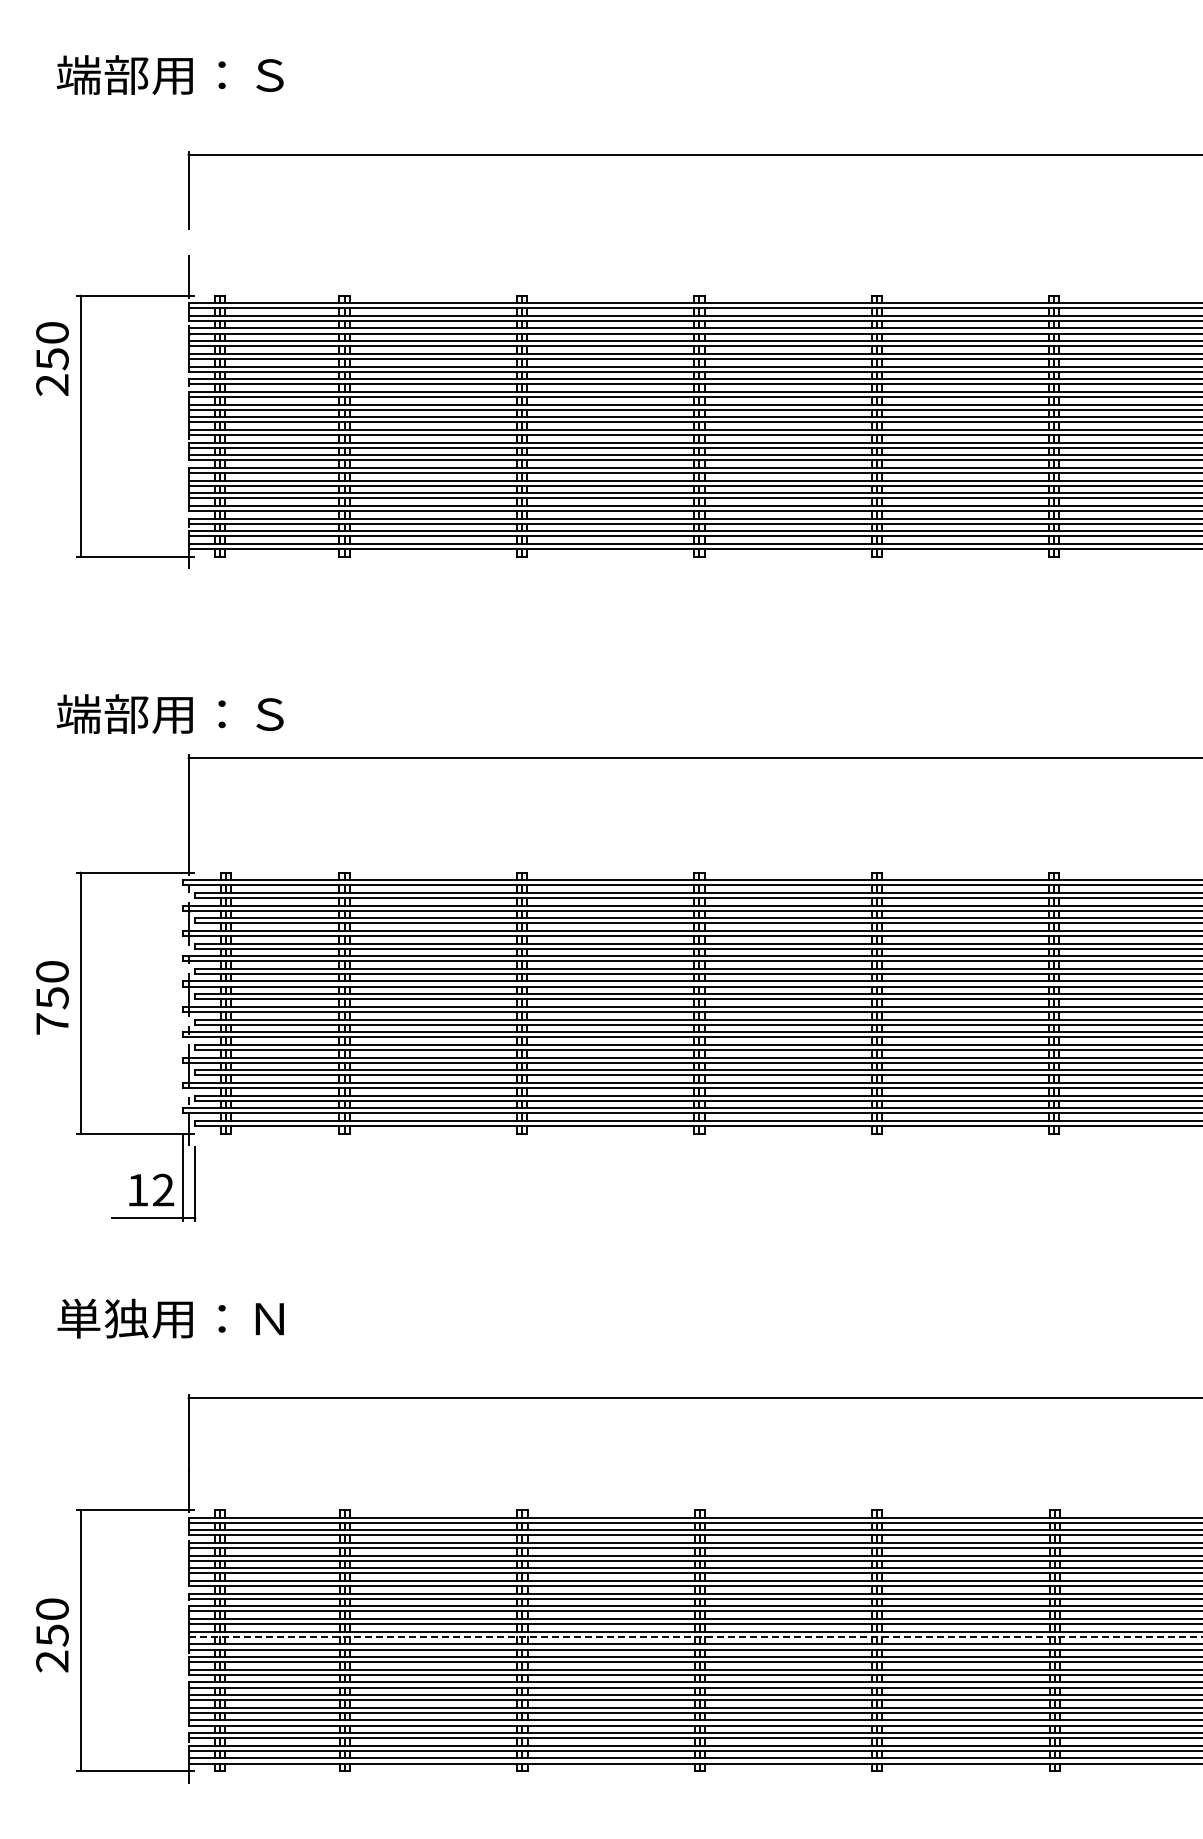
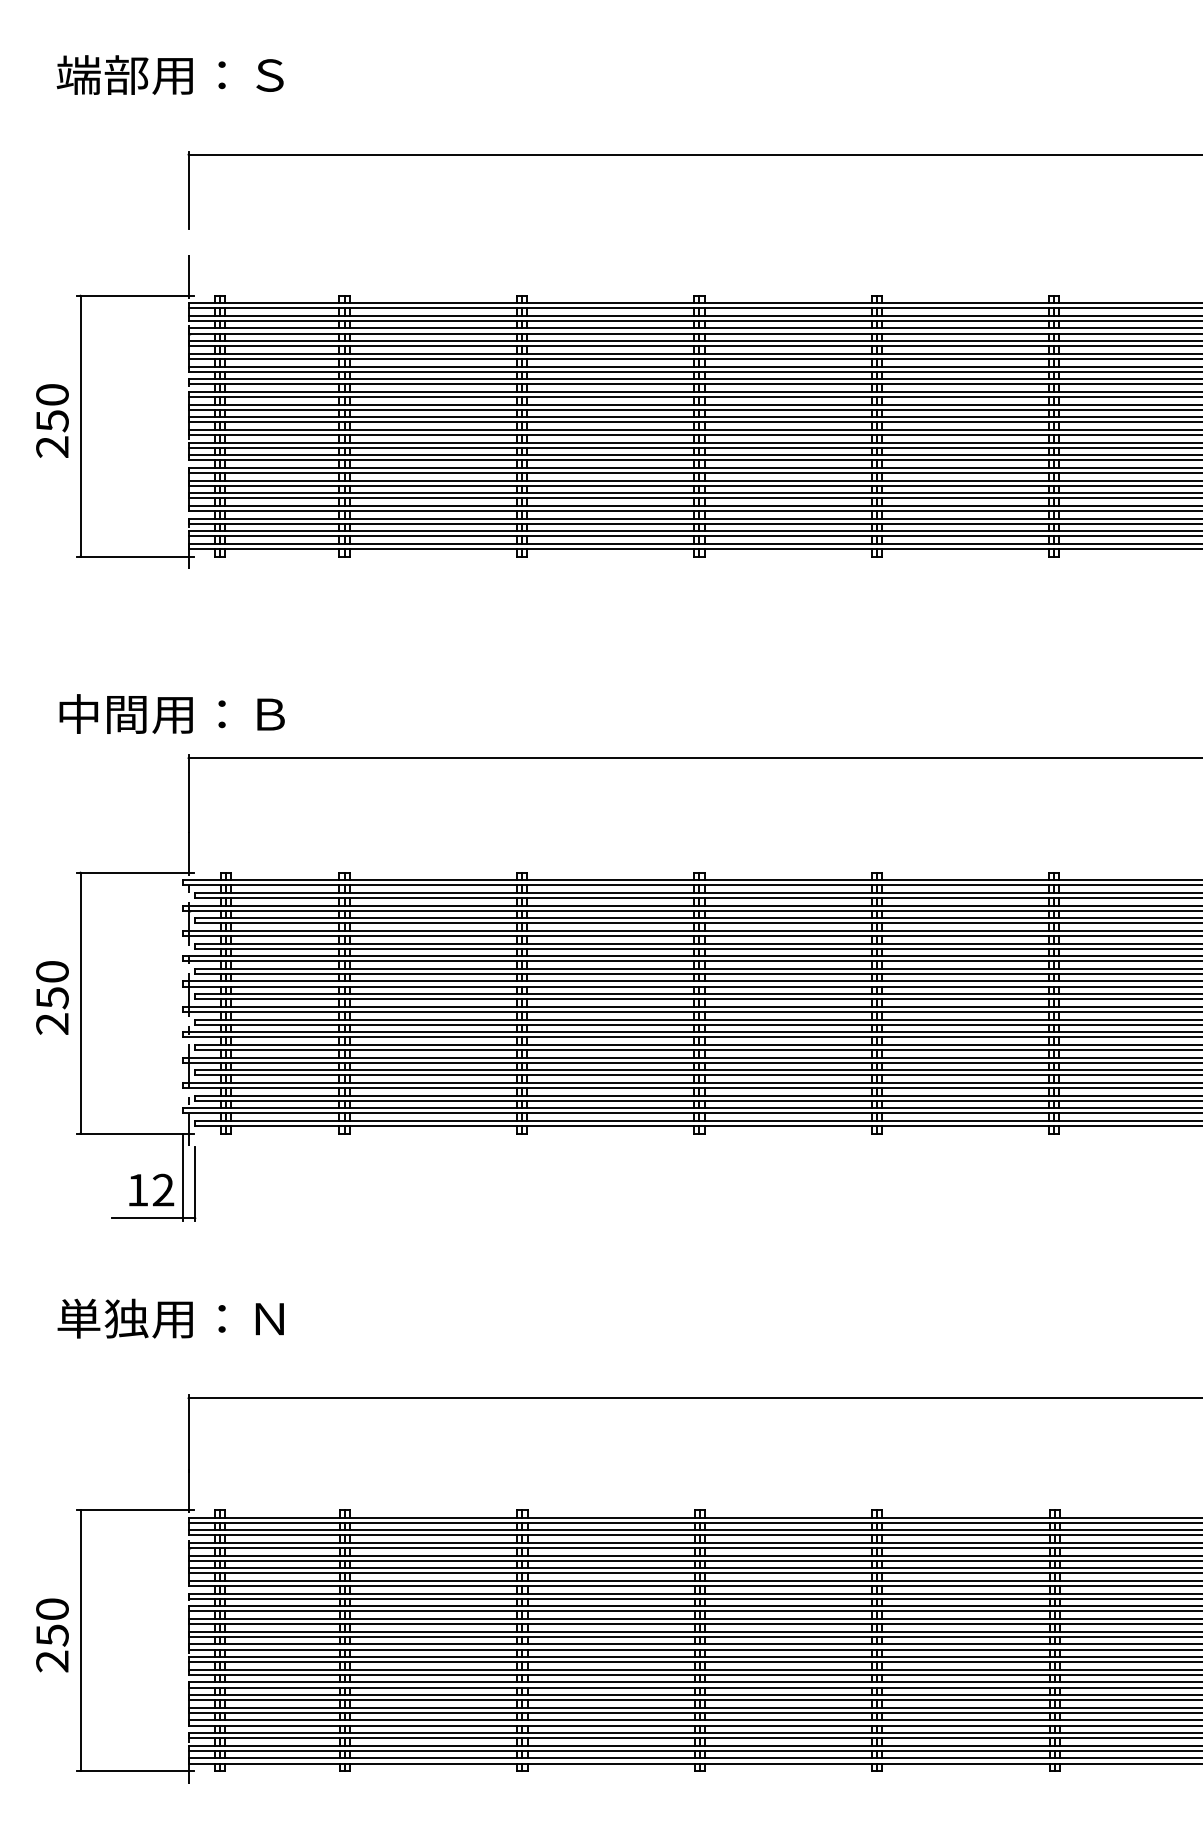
text position: (52, 358) -> (52, 420) (52, 420)
text: 端部用：Ｓ -> 中間用：Ｂ (170, 713)
text: 750 -> 250 (52, 1023)
line: dashed -> solid (695, 1636)
